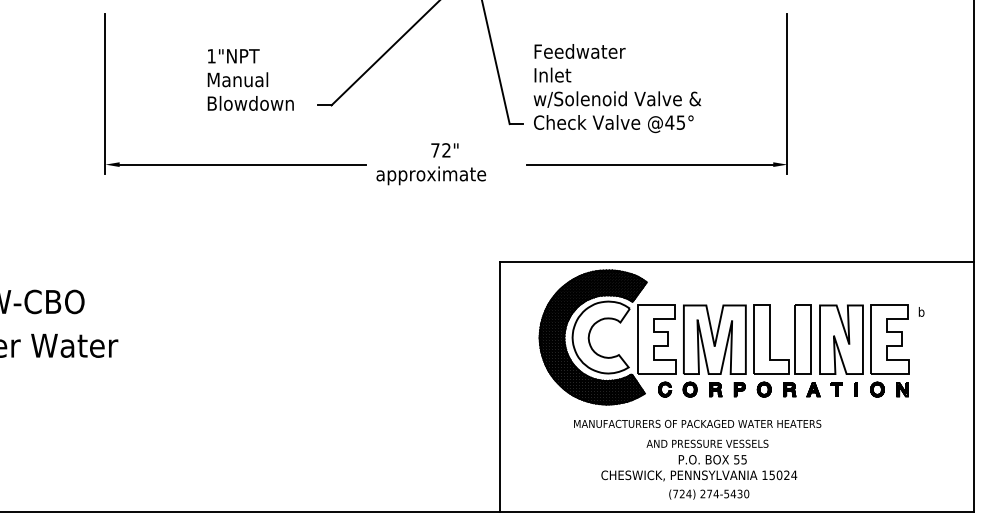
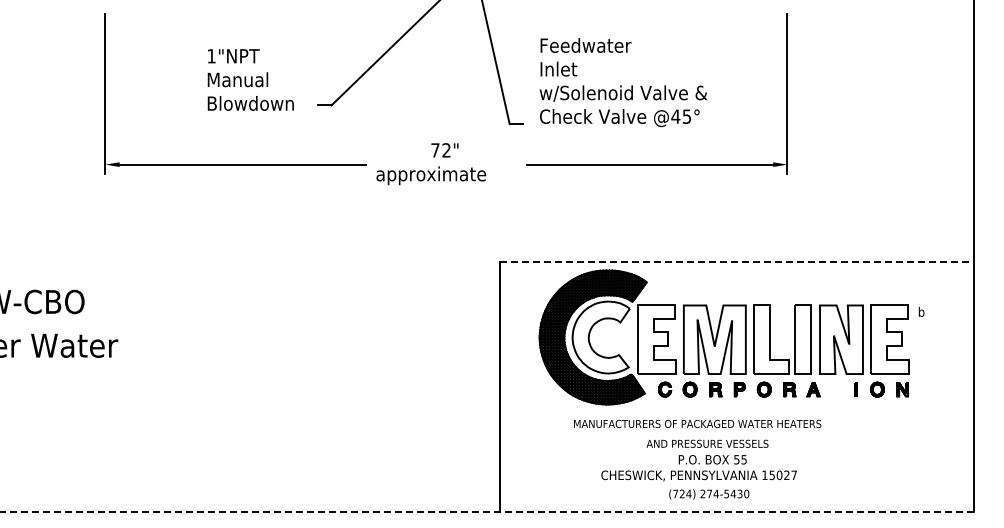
text position: (617, 88) -> (623, 82) (623, 82)
line: solid -> dashed (737, 261)
part: present -> none (836, 389)
text: 15024 -> 15027 (794, 474)
line: solid -> dashed (487, 512)
